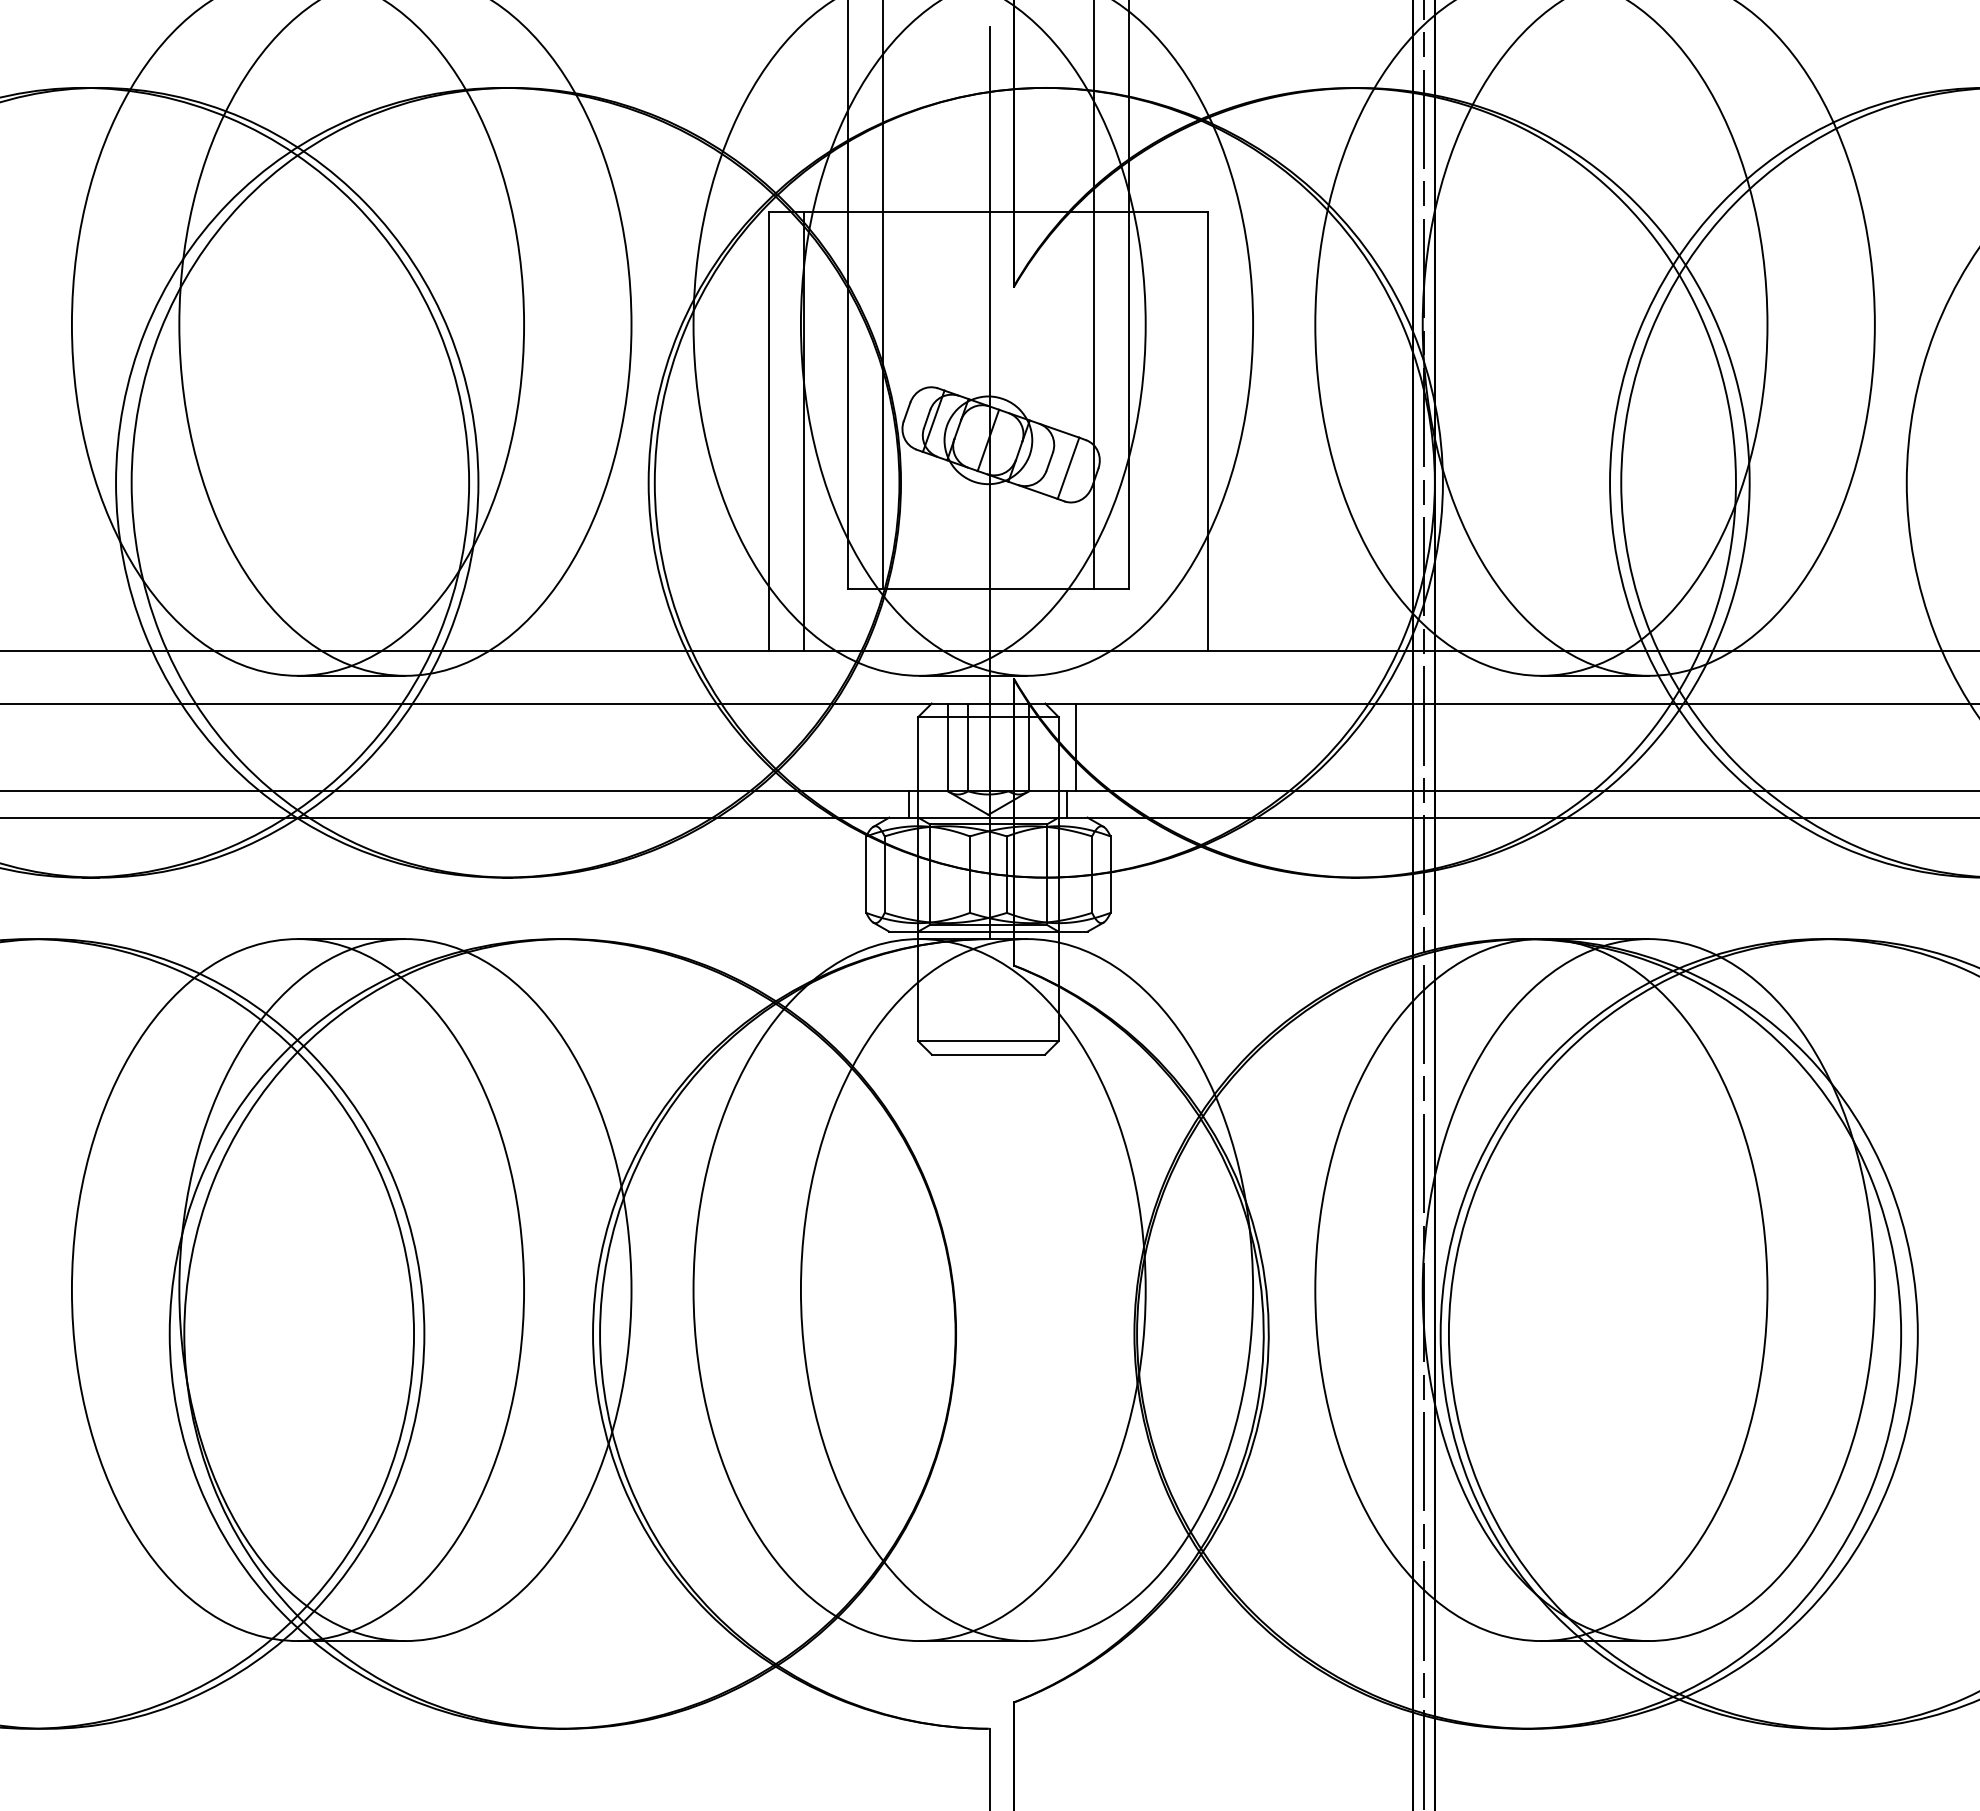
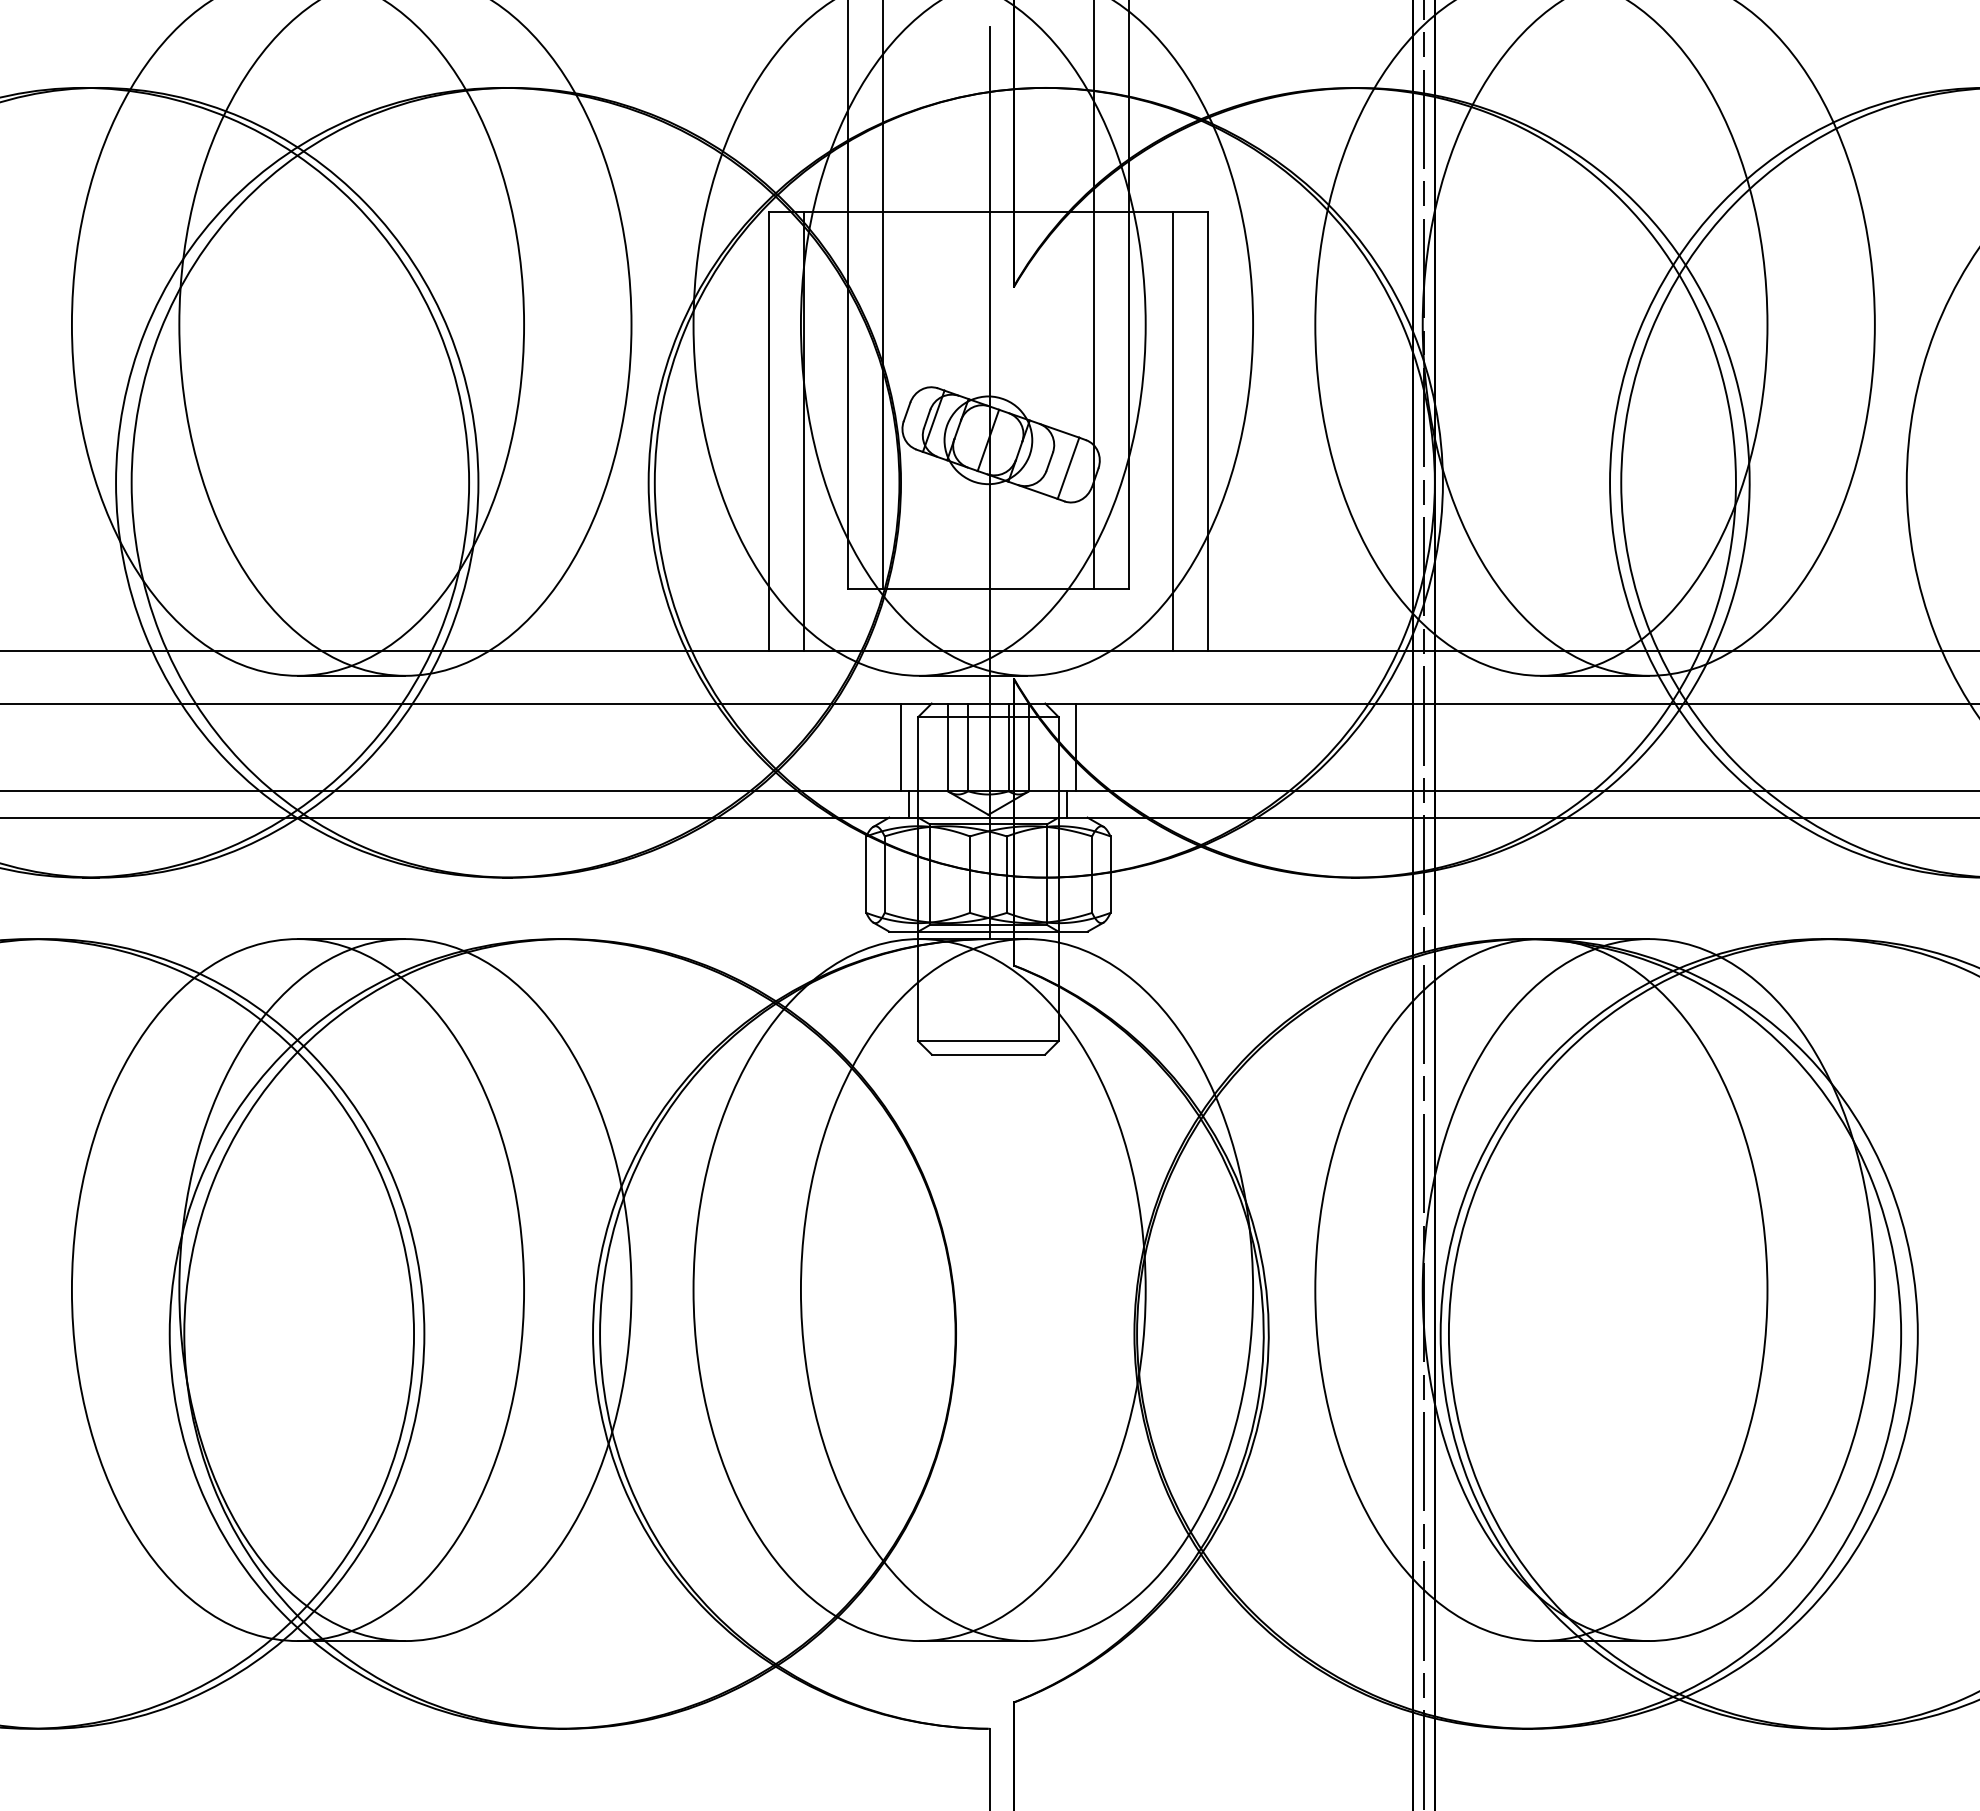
line: none -> present (1172, 431)
line: none -> present (900, 747)
line: none -> present (1008, 747)
